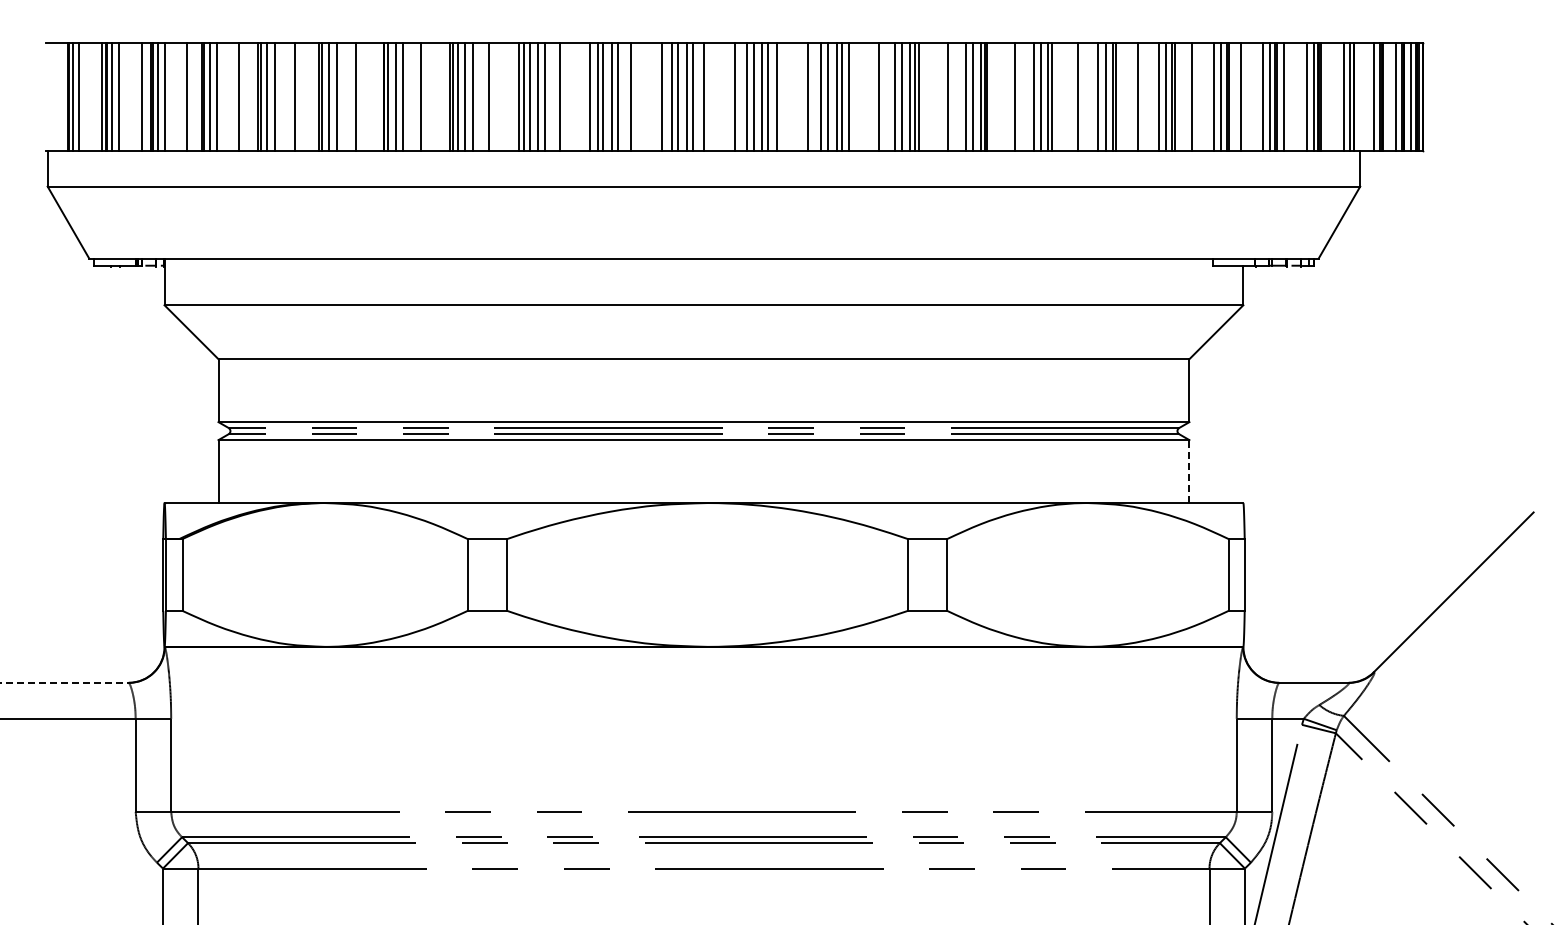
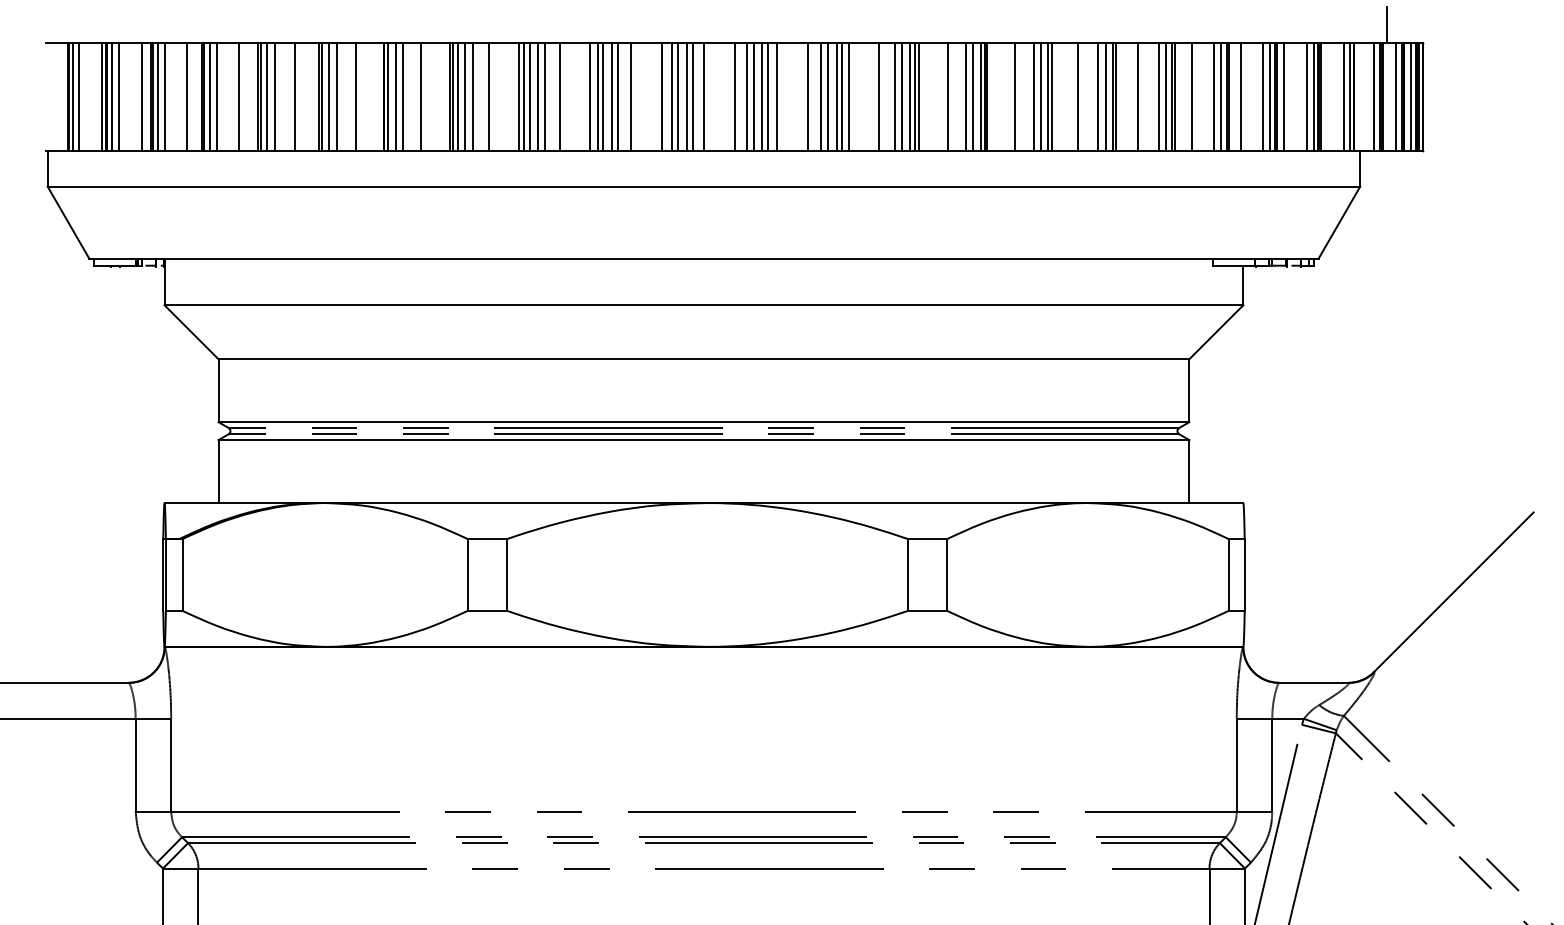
line: none -> present (1387, 24)
line: dashed -> solid (1189, 471)
line: dashed -> solid (64, 682)
